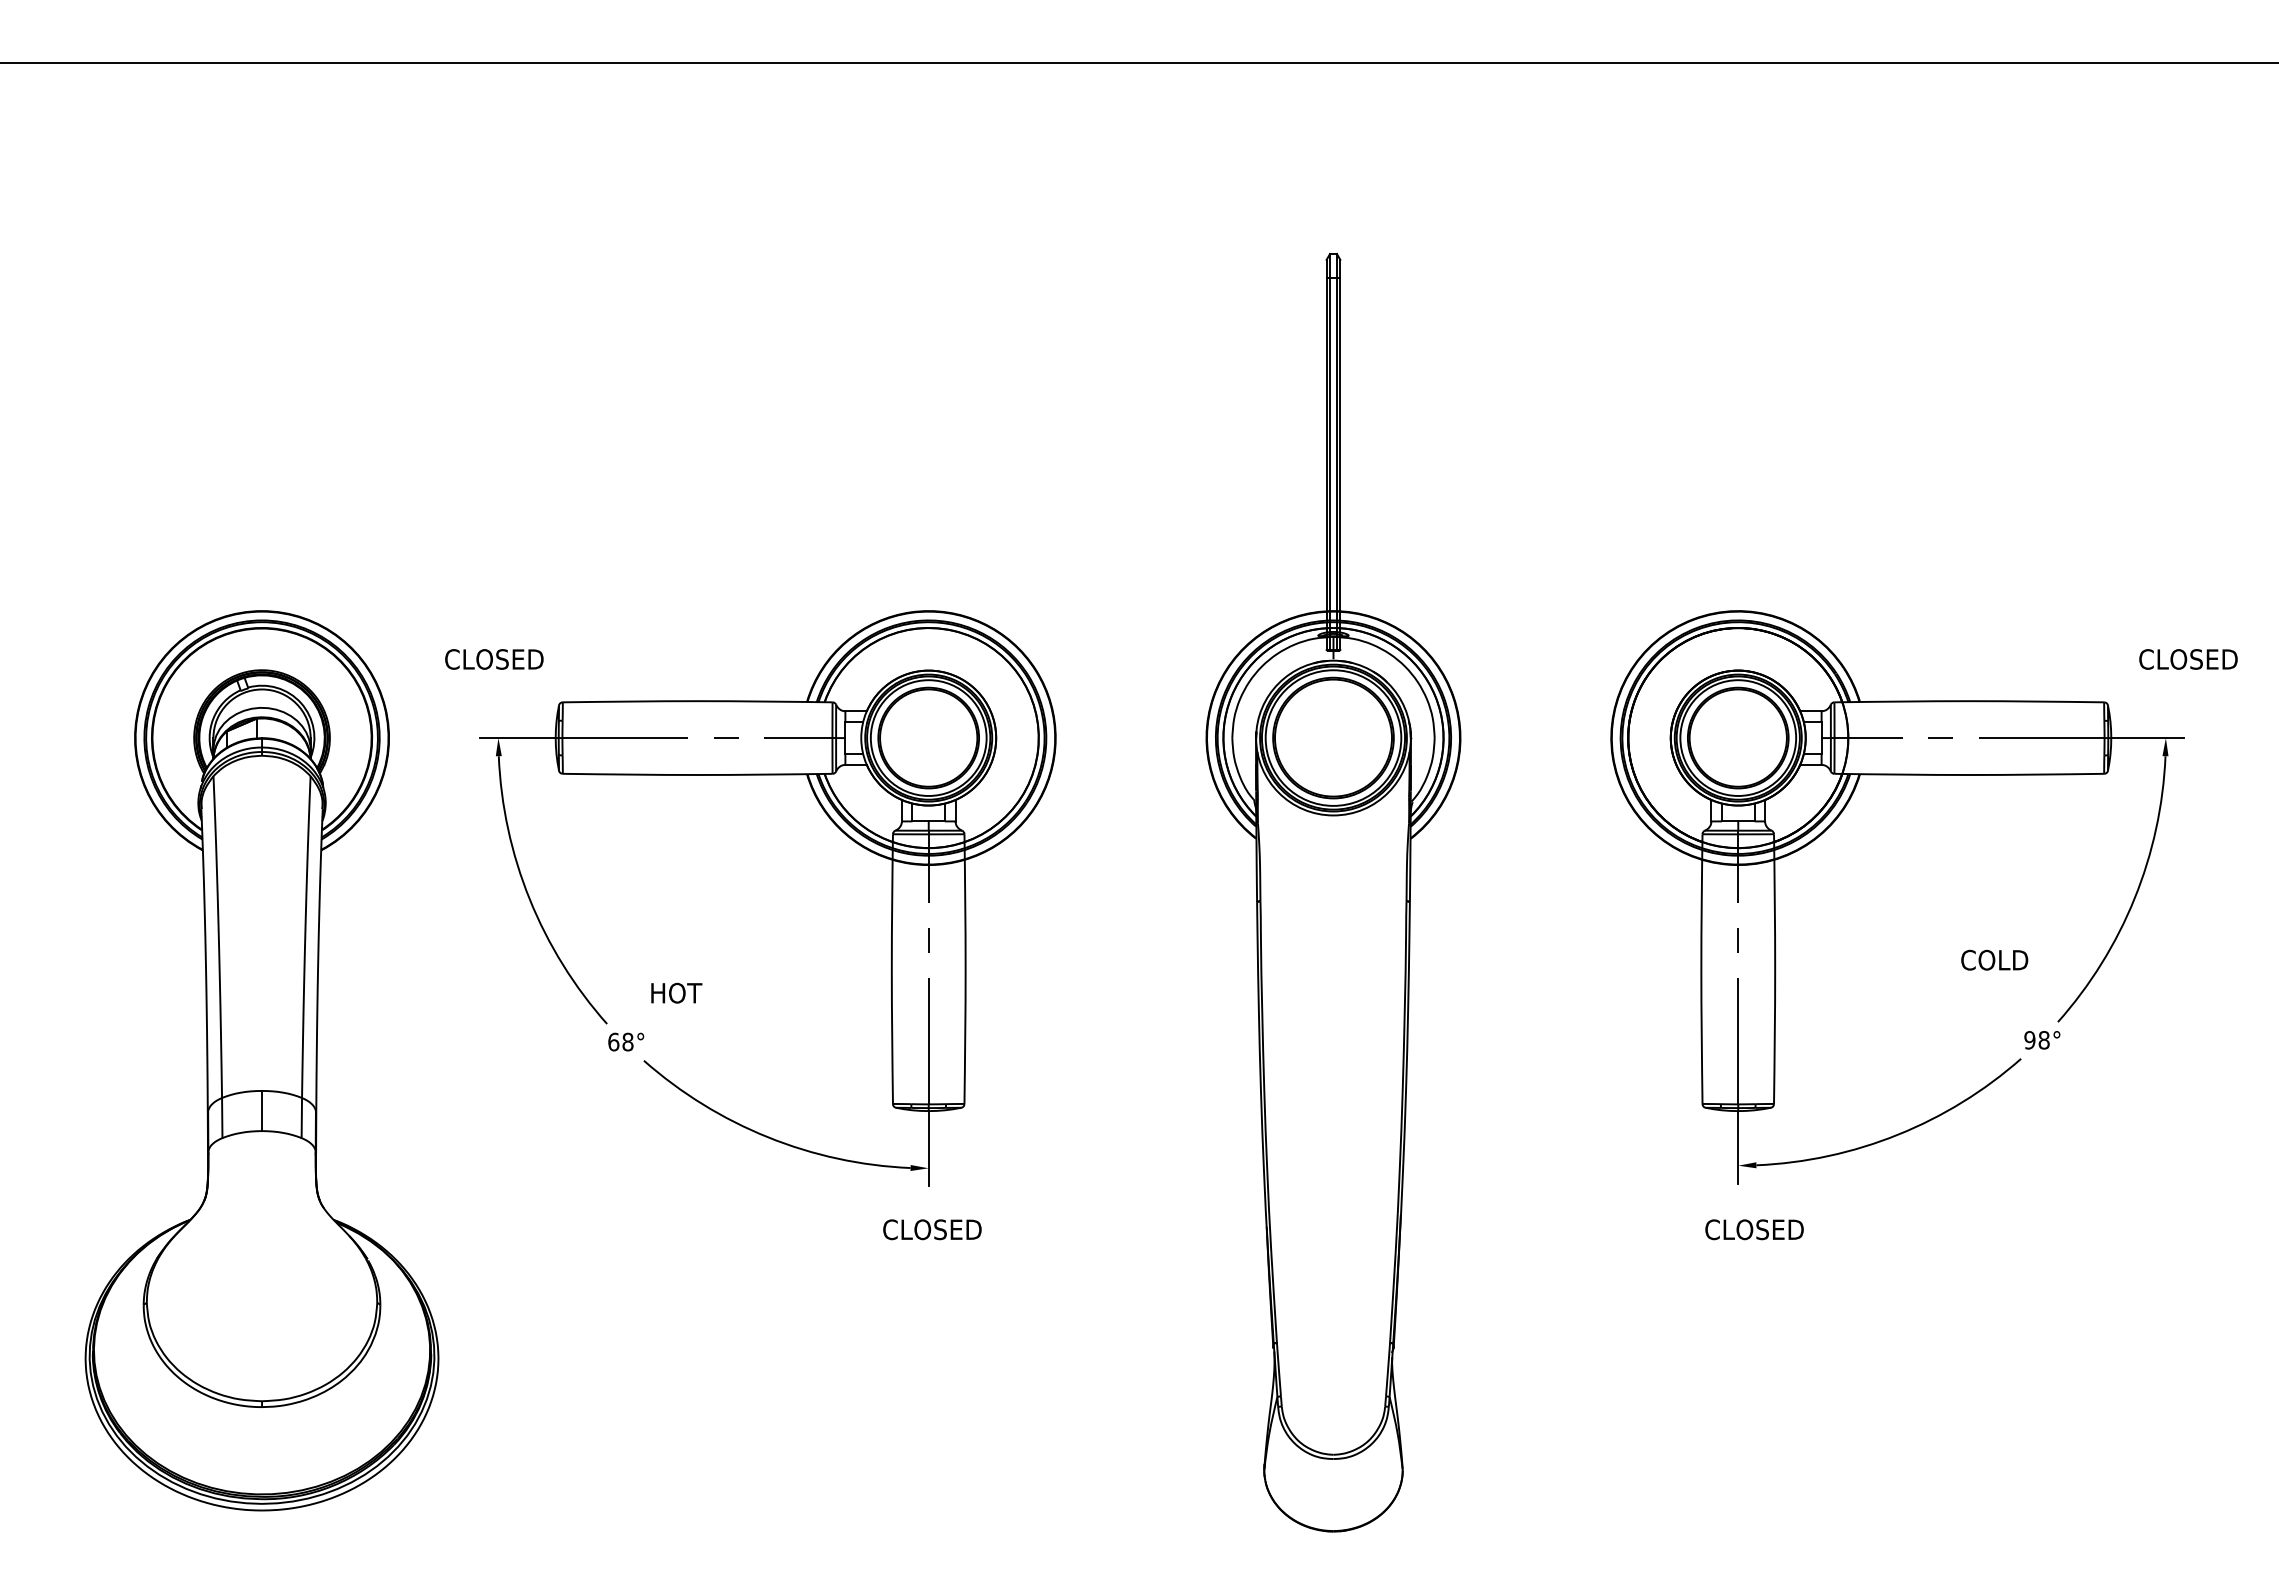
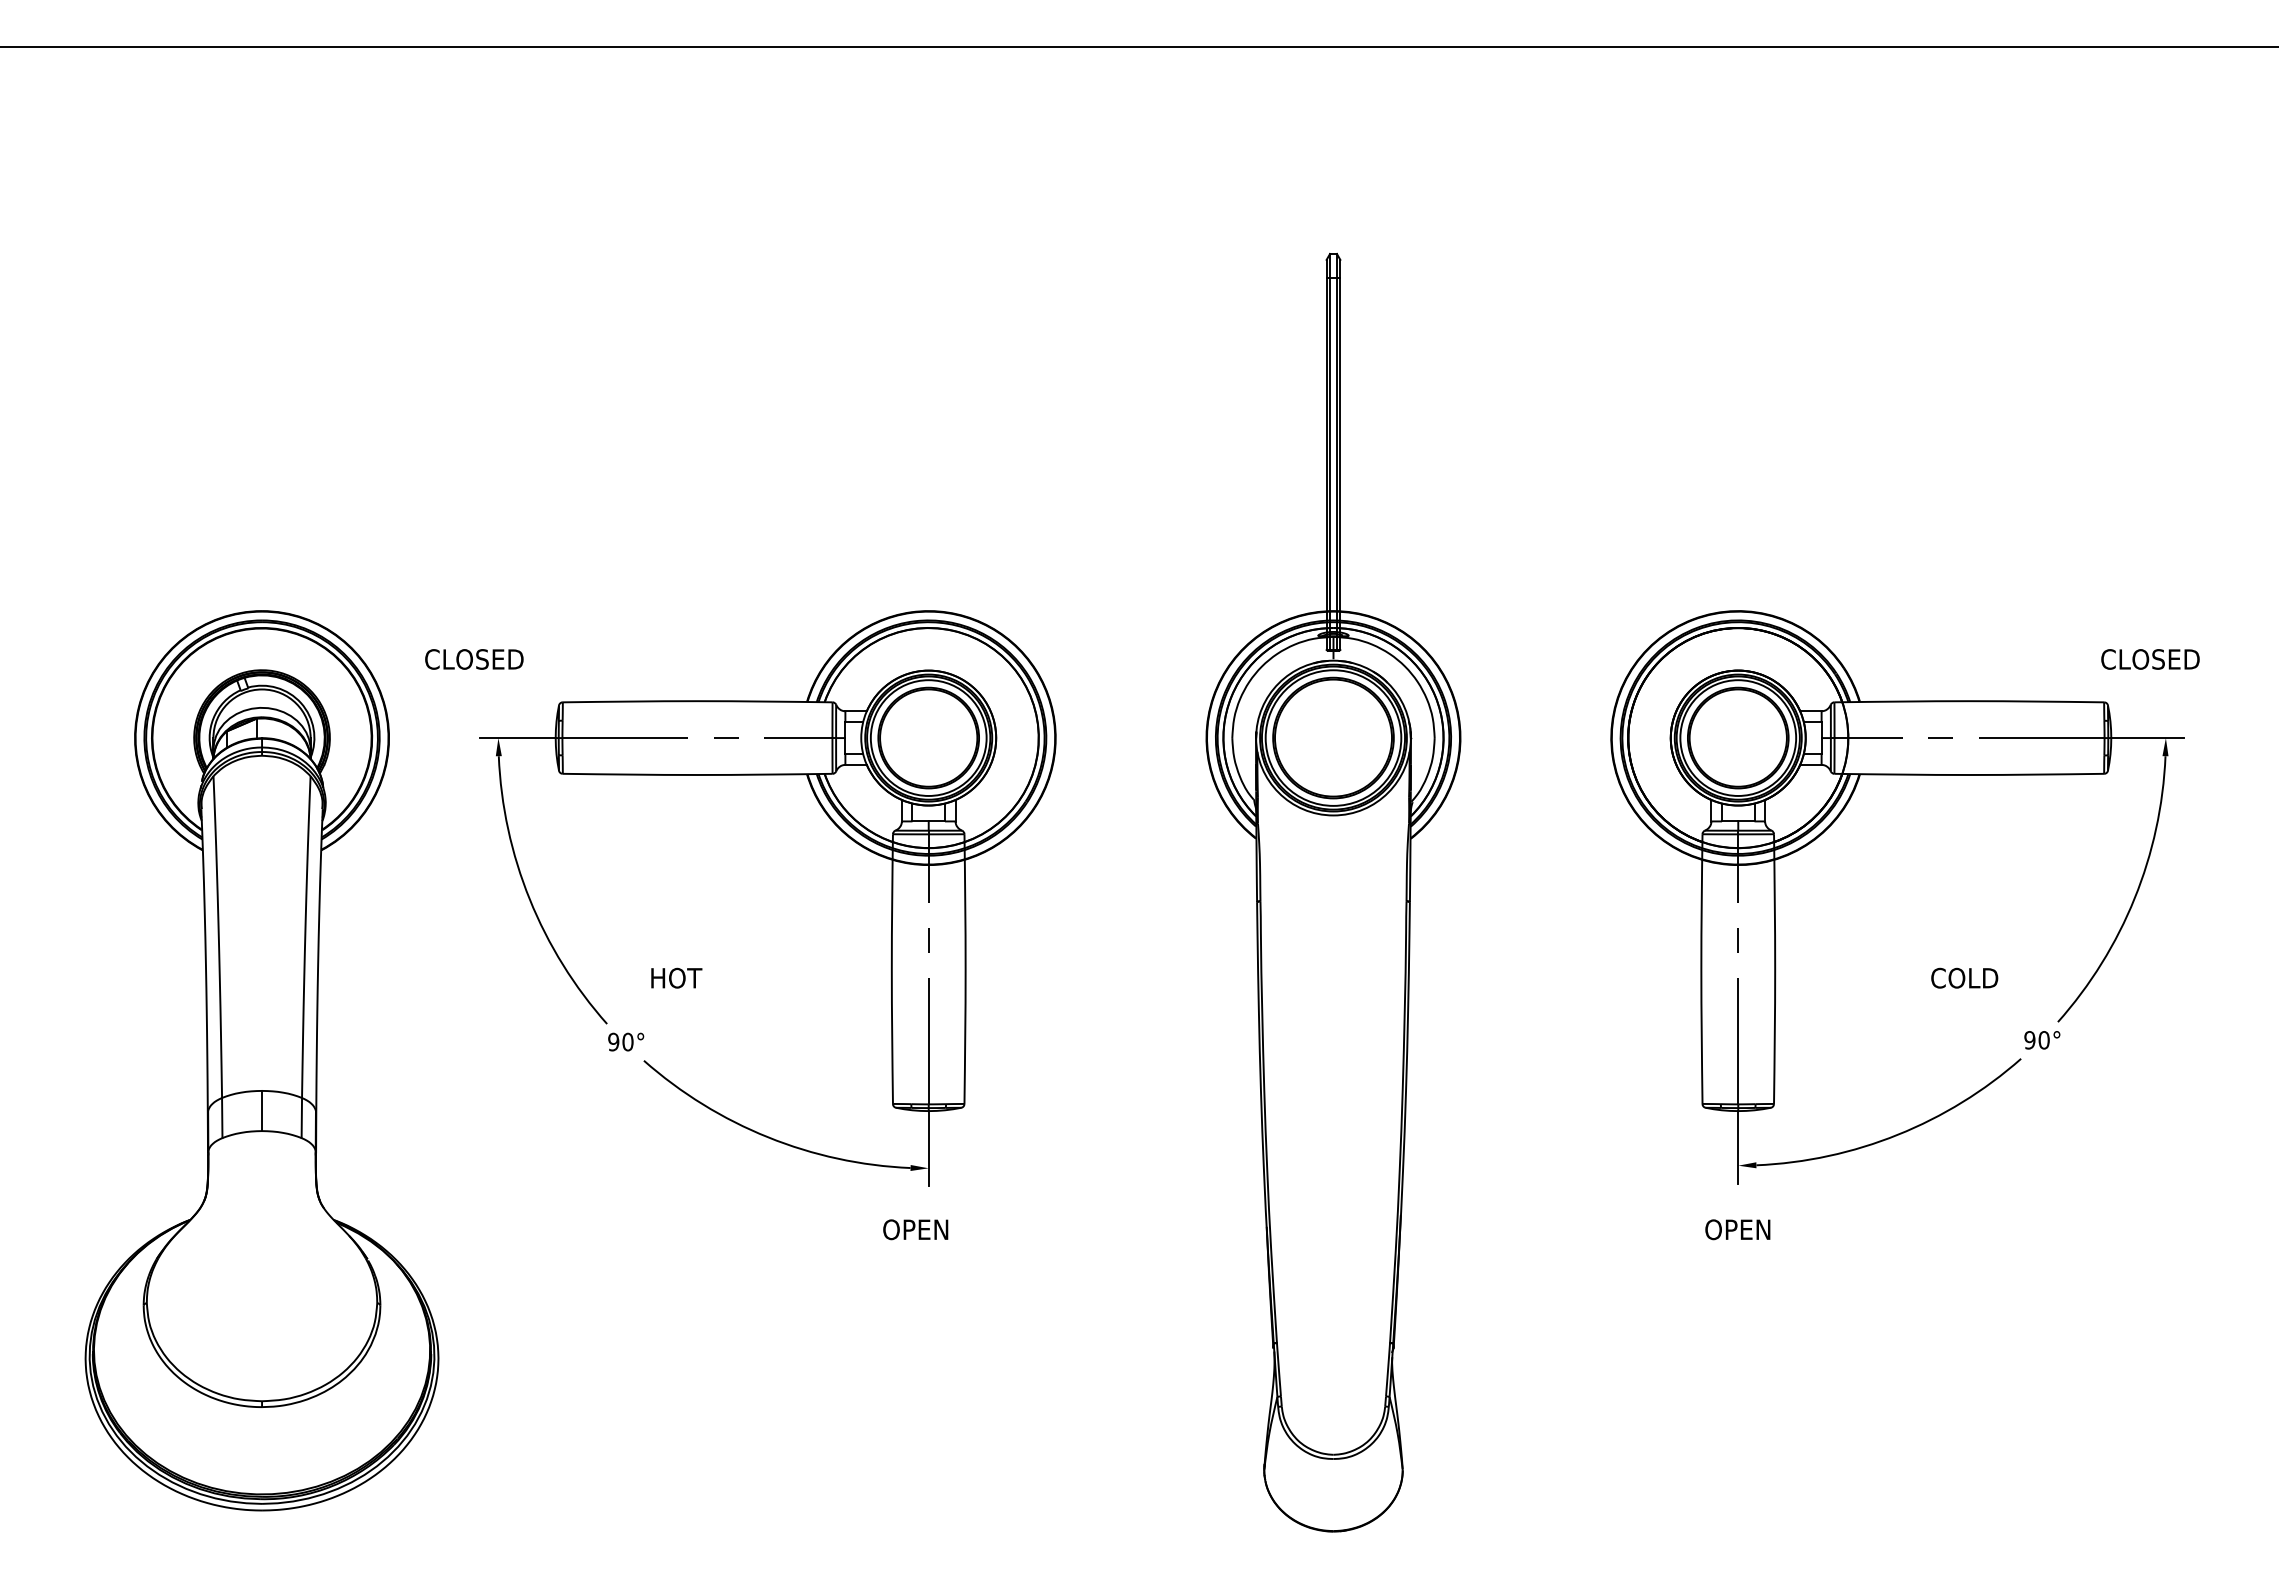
line position: (1138, 63) -> (1138, 47) (1138, 47)
text position: (494, 659) -> (474, 659) (474, 659)
text position: (2188, 659) -> (2150, 659) (2150, 659)
text position: (1994, 959) -> (1964, 977) (1964, 977)
text position: (676, 992) -> (676, 977) (676, 977)
text: 98° -> 90° (2043, 1040)
text: 68° -> 90° (620, 1041)
text: CLOSED -> OPEN (935, 1229)
text: CLOSED -> OPEN (1757, 1229)
